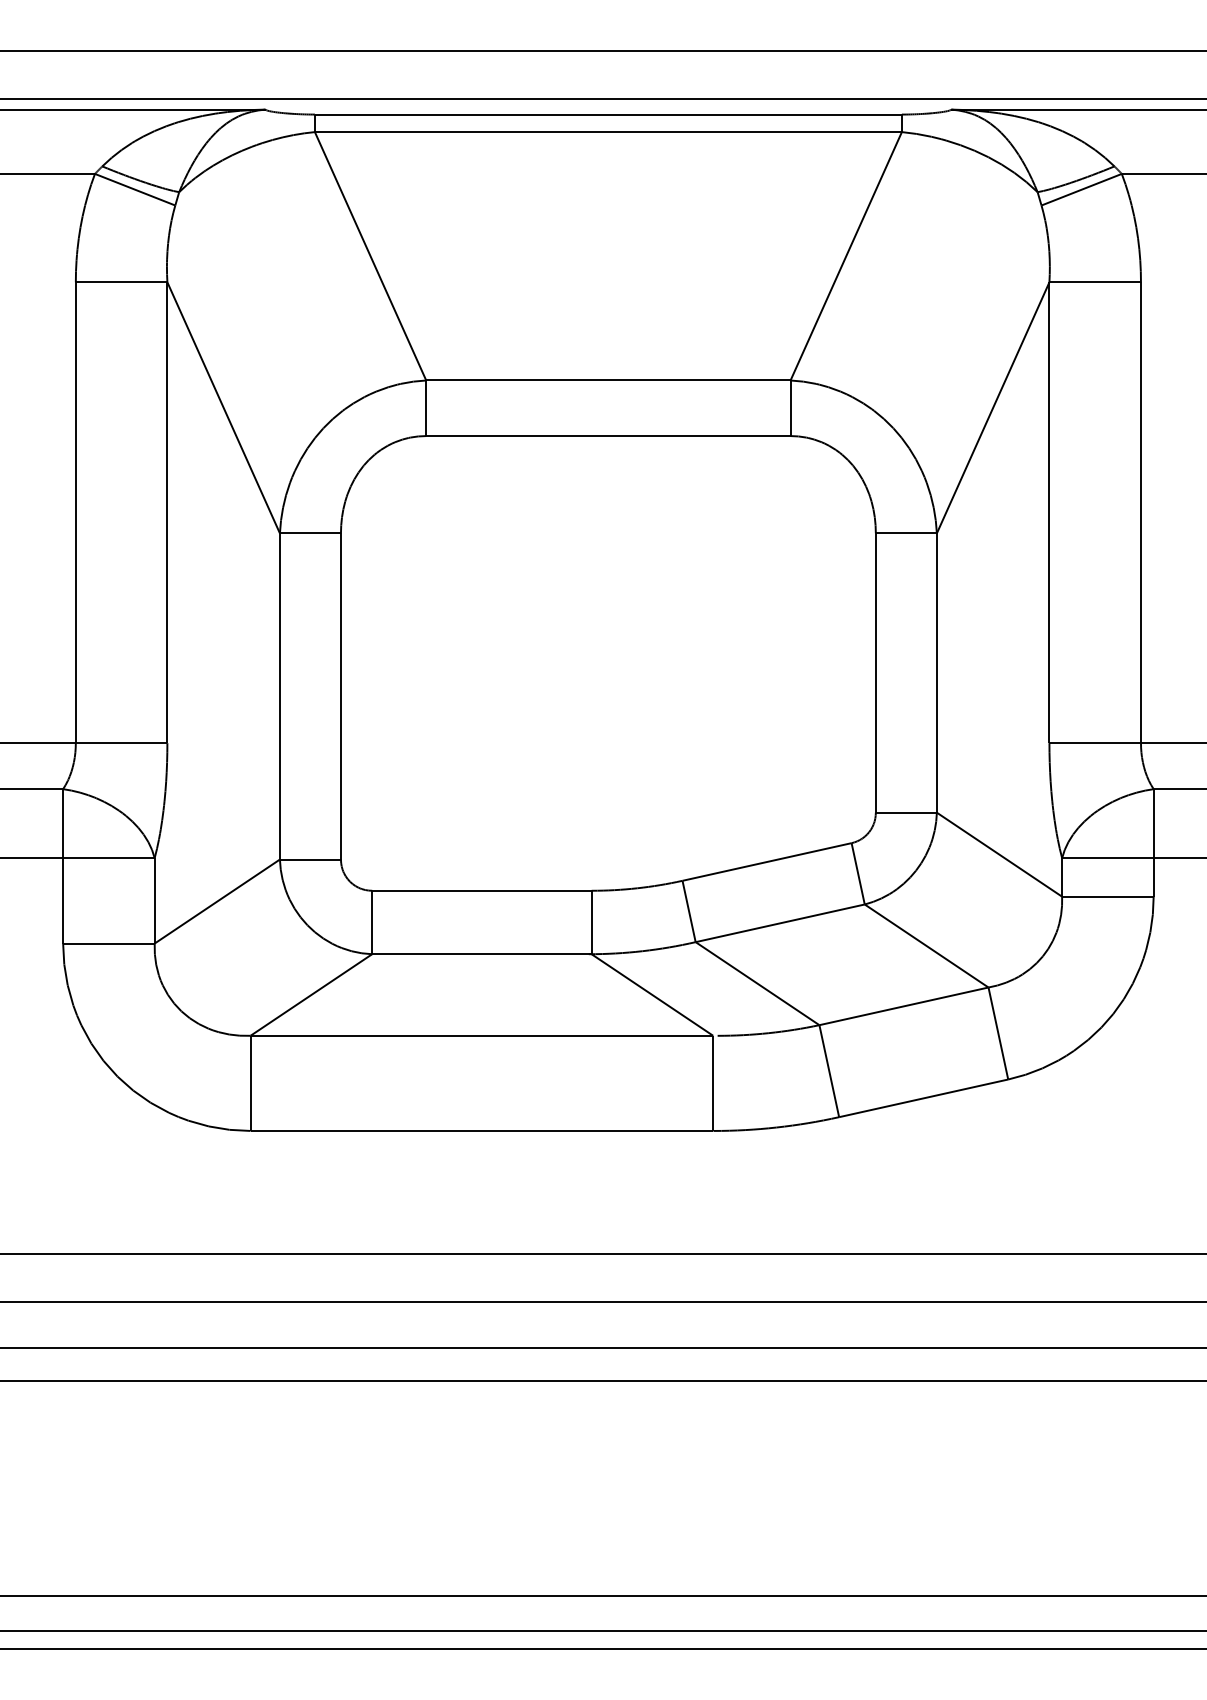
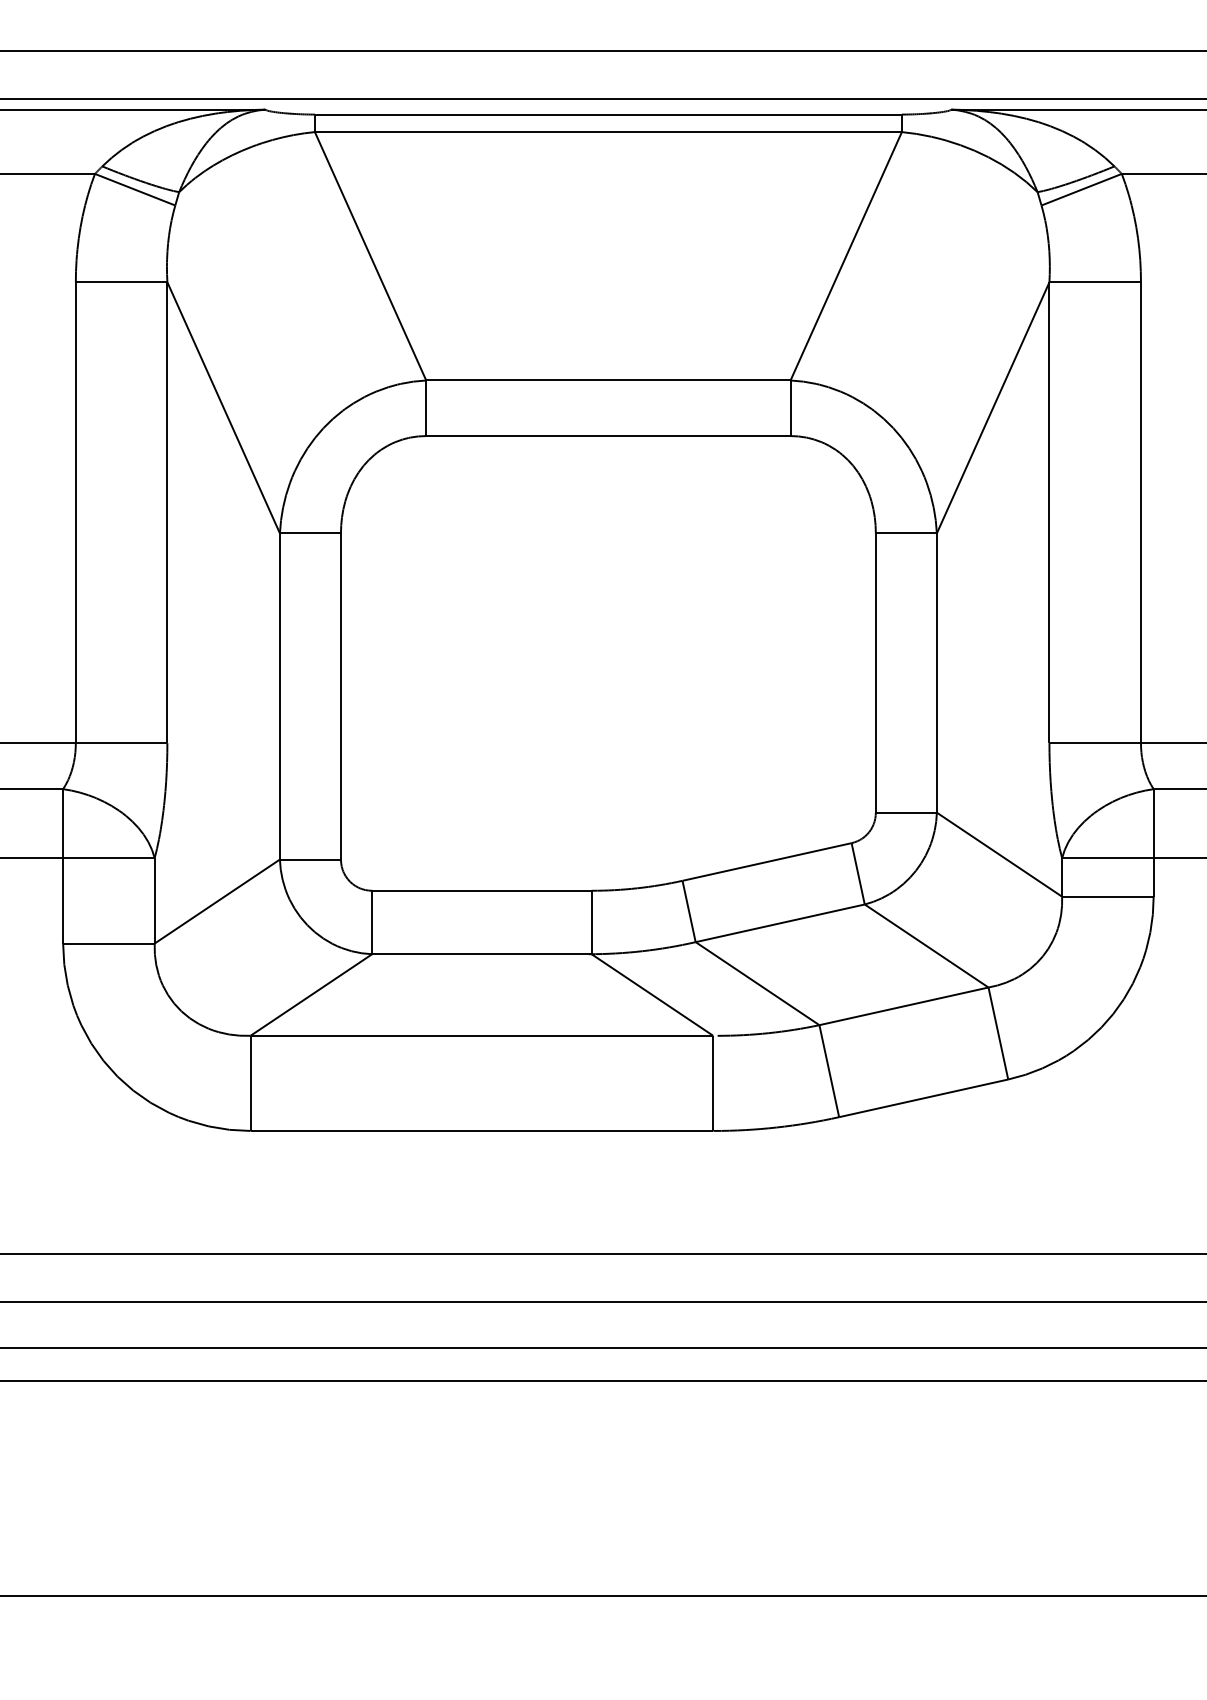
line: present -> none (602, 1631)
line: present -> none (602, 1649)
